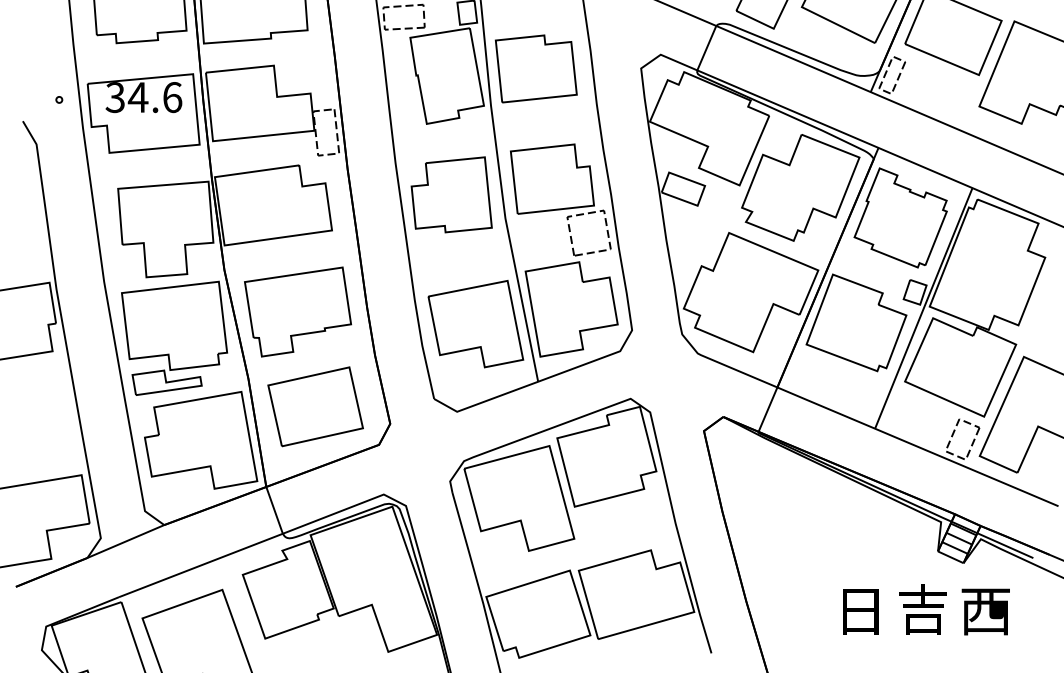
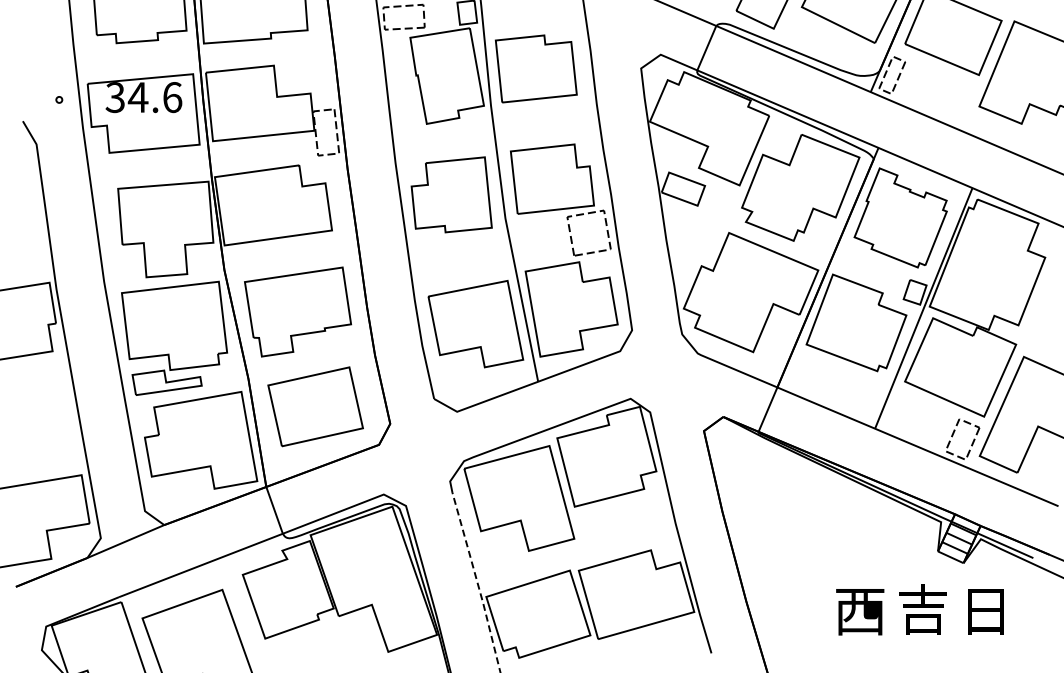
line: solid -> dashed (477, 582)
text: 西 -> 日 (985, 611)
text: 日 -> 西 (860, 612)
